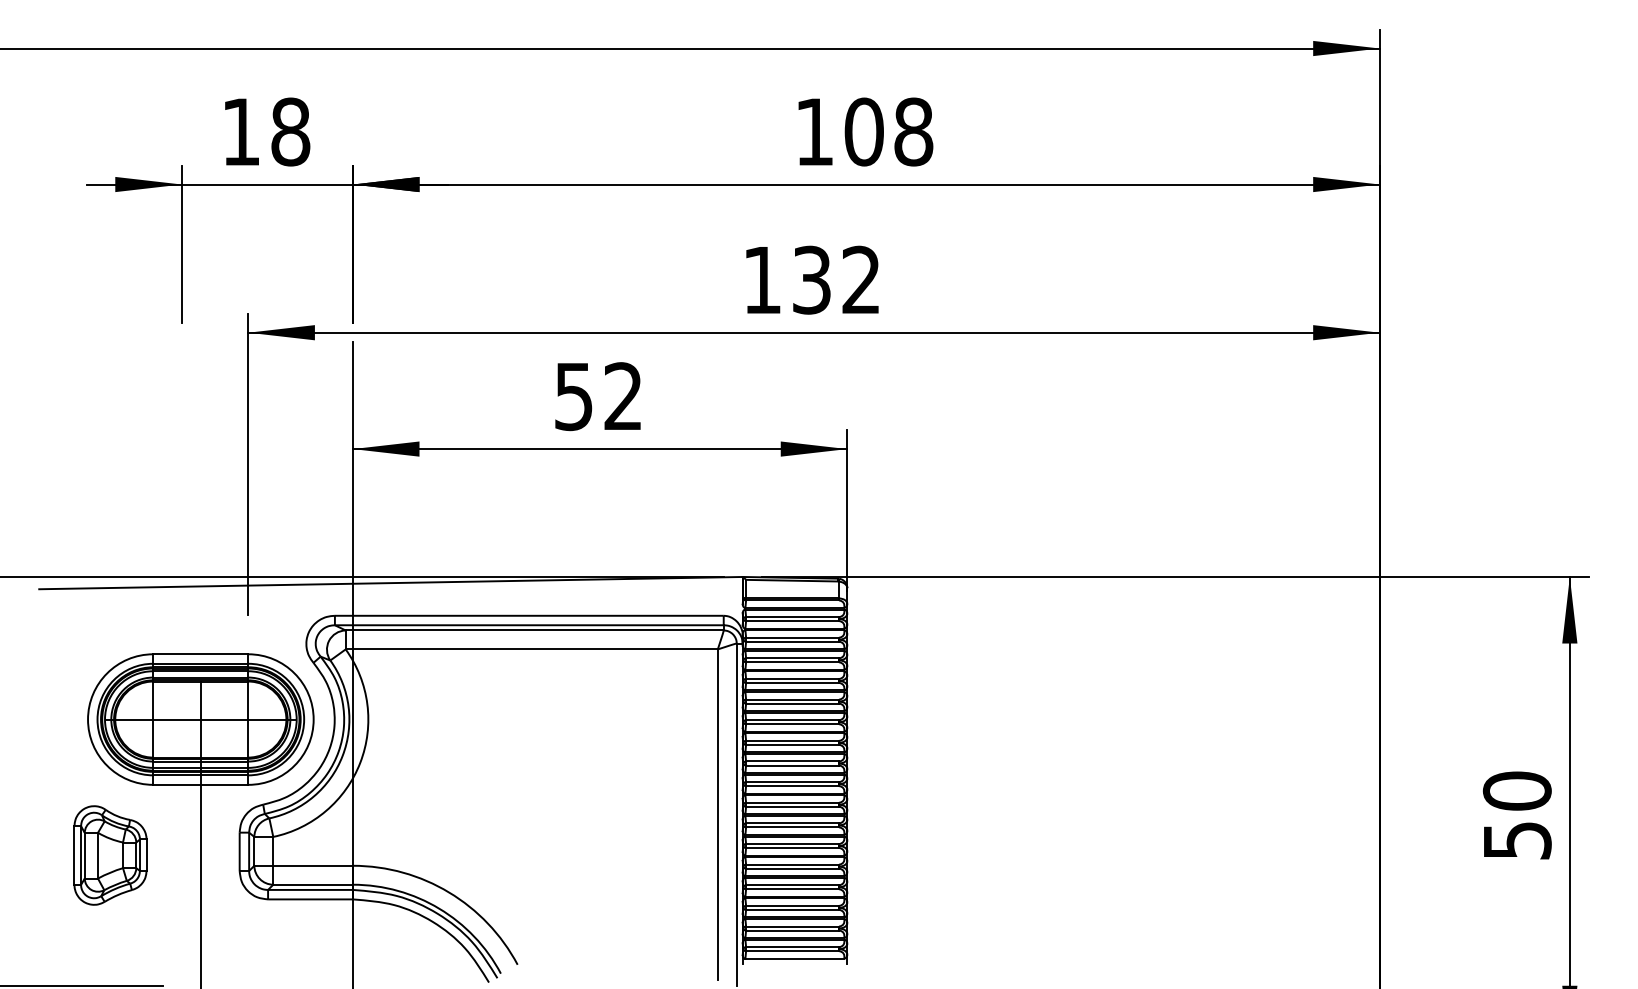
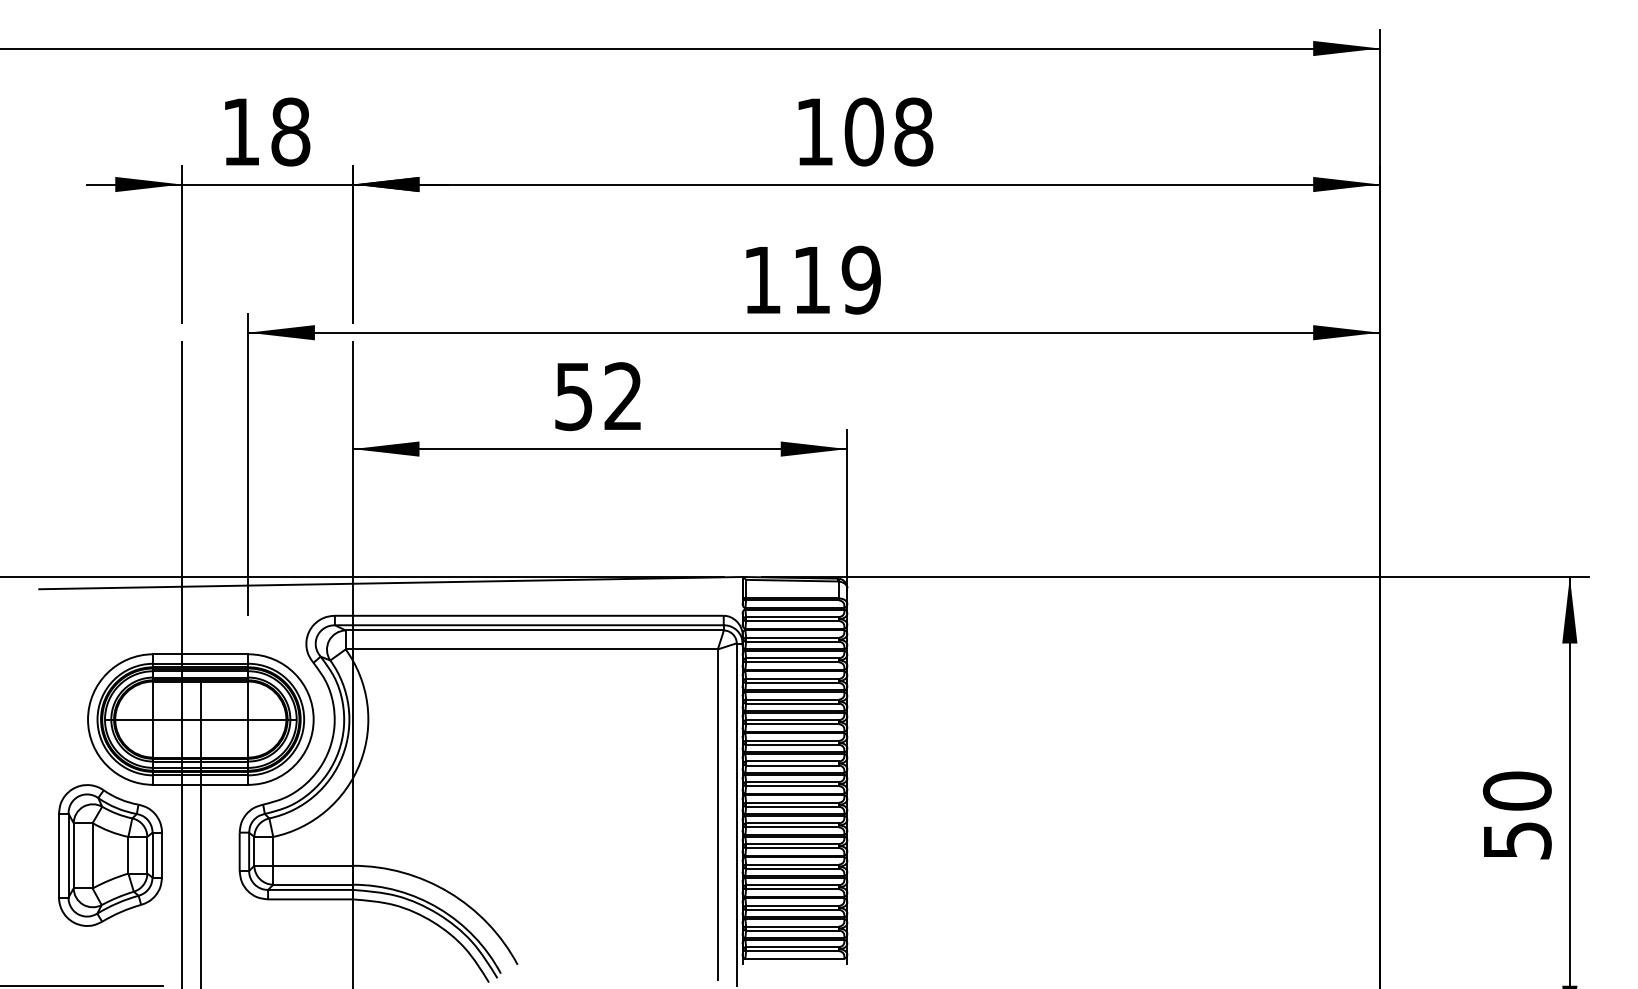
text: 132 -> 119 (836, 279)
line: none -> present (181, 663)
part size: 75x101 px -> 105x143 px (110, 855)
